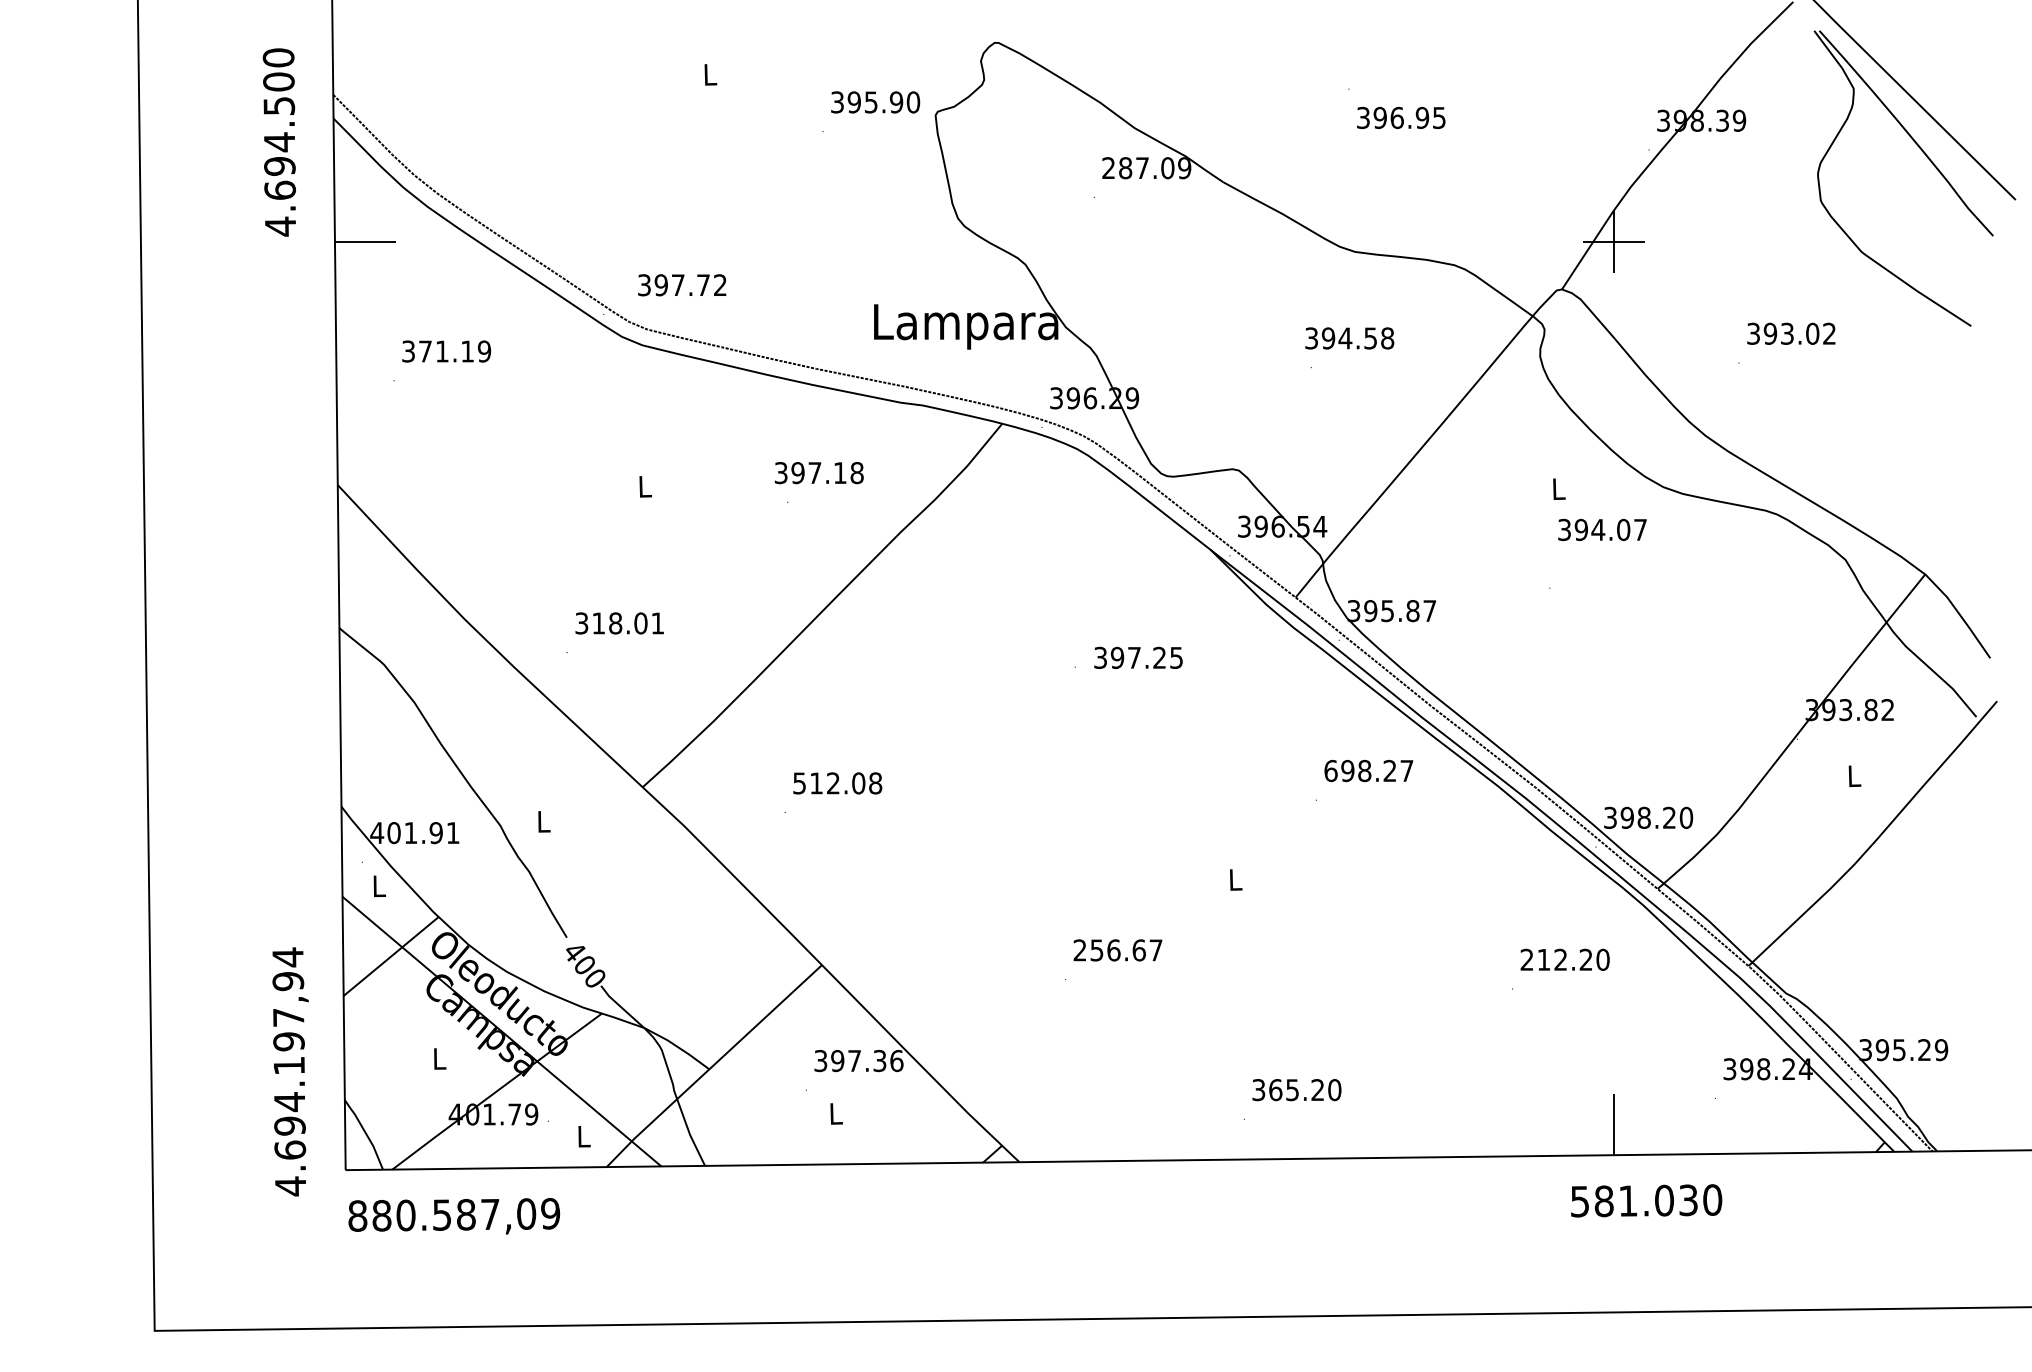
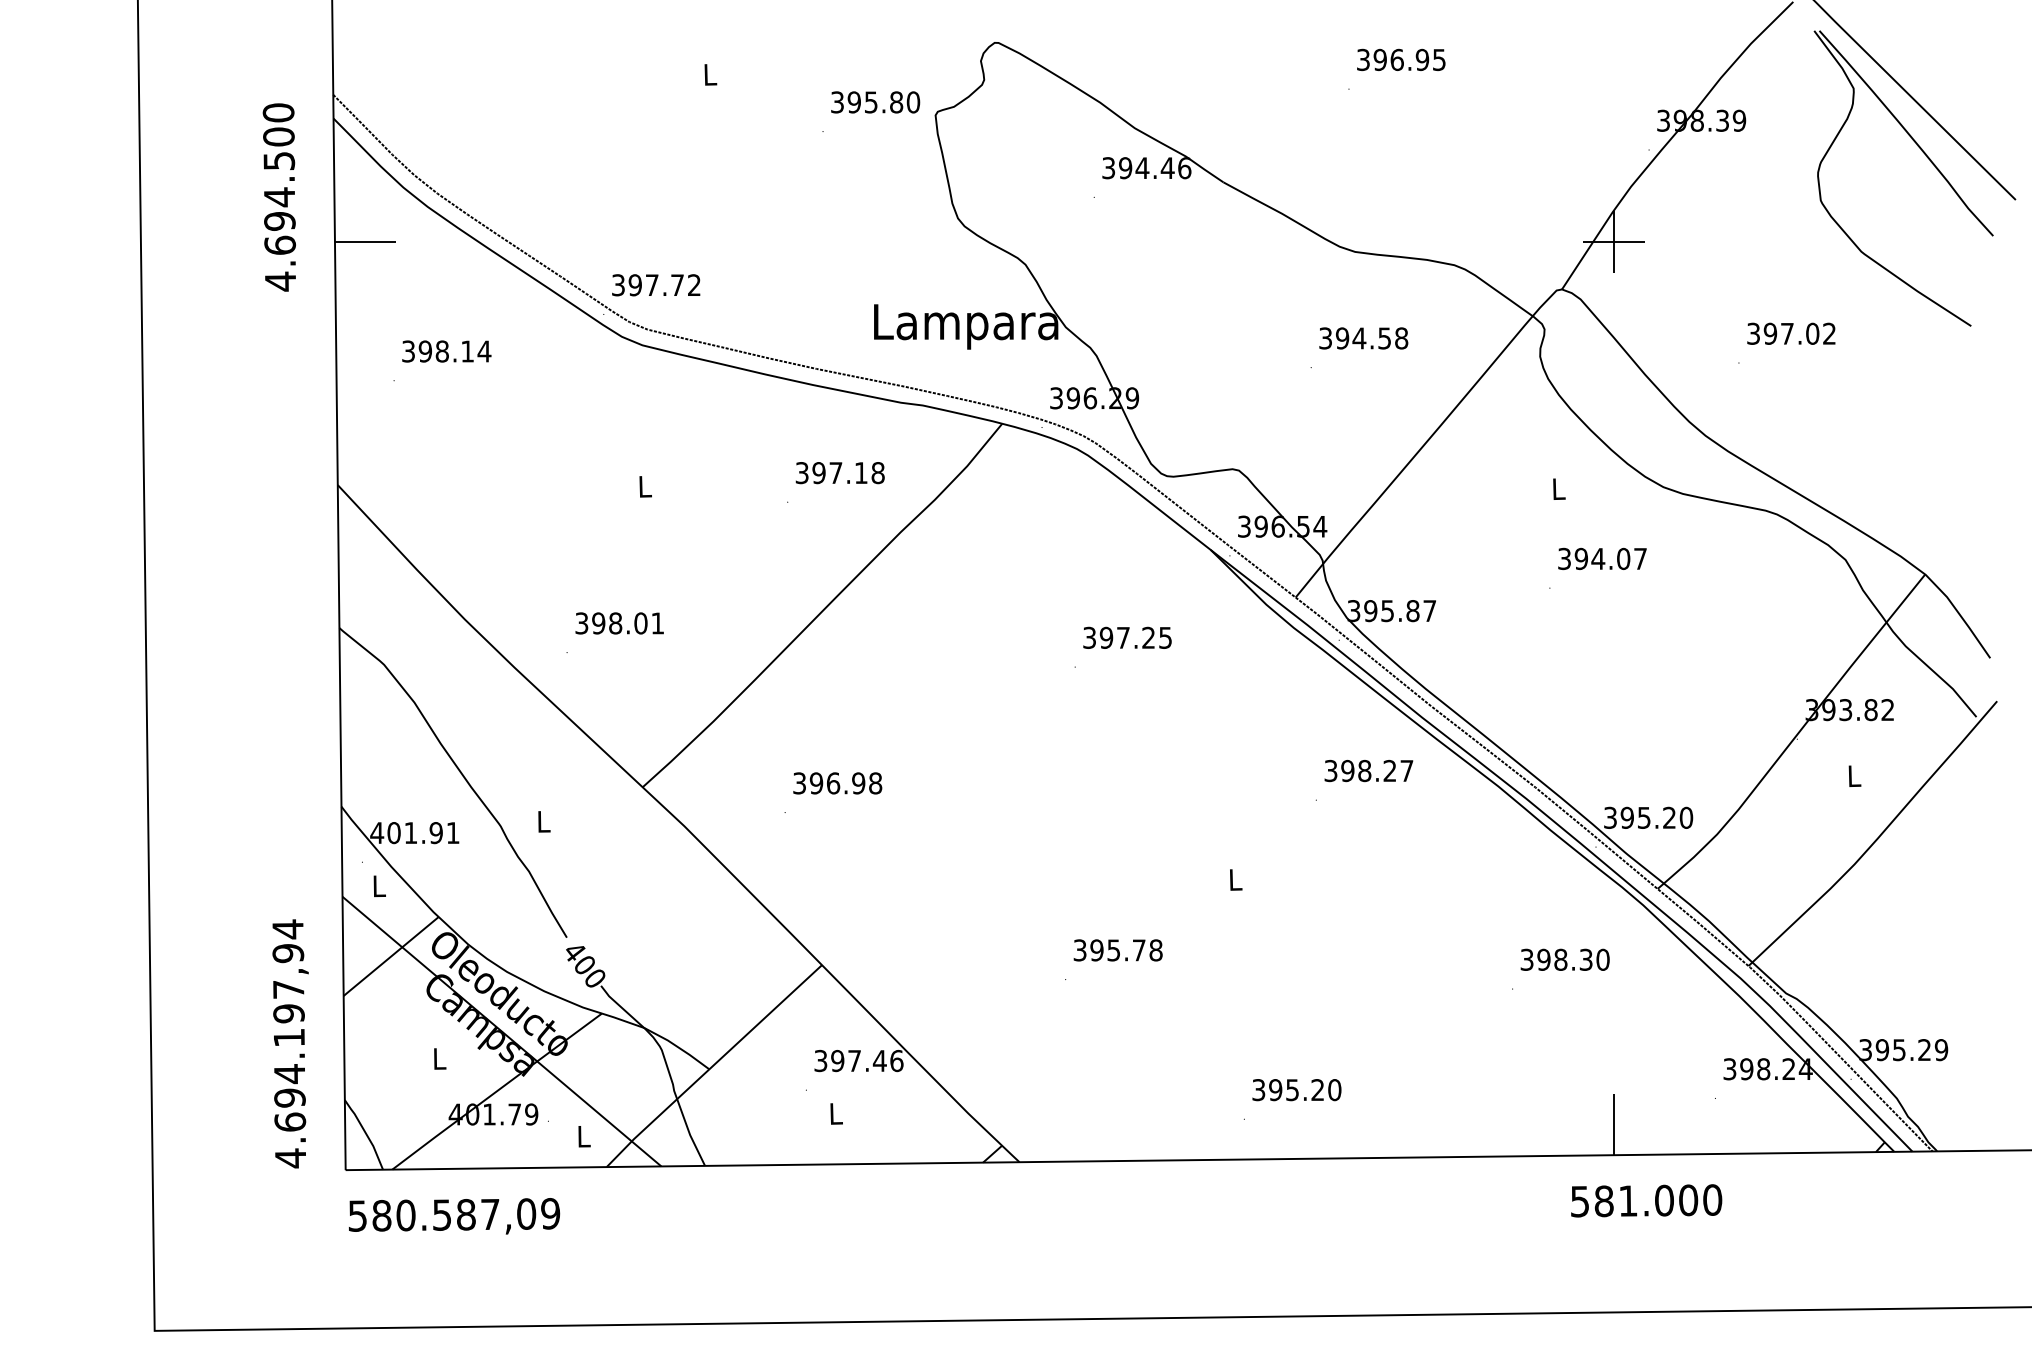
text: 395.90 -> 395.80 (896, 102)
text position: (1401, 117) -> (1401, 59) (1401, 59)
text position: (278, 142) -> (278, 197) (278, 197)
text: 287.09 -> 394.46 (1146, 168)
text position: (682, 285) -> (656, 285) (656, 285)
text: 393.02 -> 397.02 (1787, 333)
text position: (1349, 338) -> (1363, 338) (1363, 338)
text: 371.19 -> 398.14 (454, 351)
text position: (818, 473) -> (839, 473) (839, 473)
text position: (1602, 529) -> (1602, 558) (1602, 558)
text: 318.01 -> 398.01 (598, 623)
text position: (1138, 657) -> (1127, 637) (1127, 637)
text: 698.27 -> 398.27 (1330, 770)
text: 512.08 -> 396.98 (829, 783)
text: 398.20 -> 395.20 (1643, 817)
text: 256.67 -> 395.78 (1117, 950)
text: 212.20 -> 398.30 (1556, 959)
text: 397.36 -> 397.46 (879, 1060)
text position: (290, 1071) -> (290, 1043) (290, 1043)
text: 365.20 -> 395.20 (1275, 1090)
text: 581.030 -> 581.000 (1688, 1200)
text: 880.587,09 -> 580.587,09 (357, 1215)
